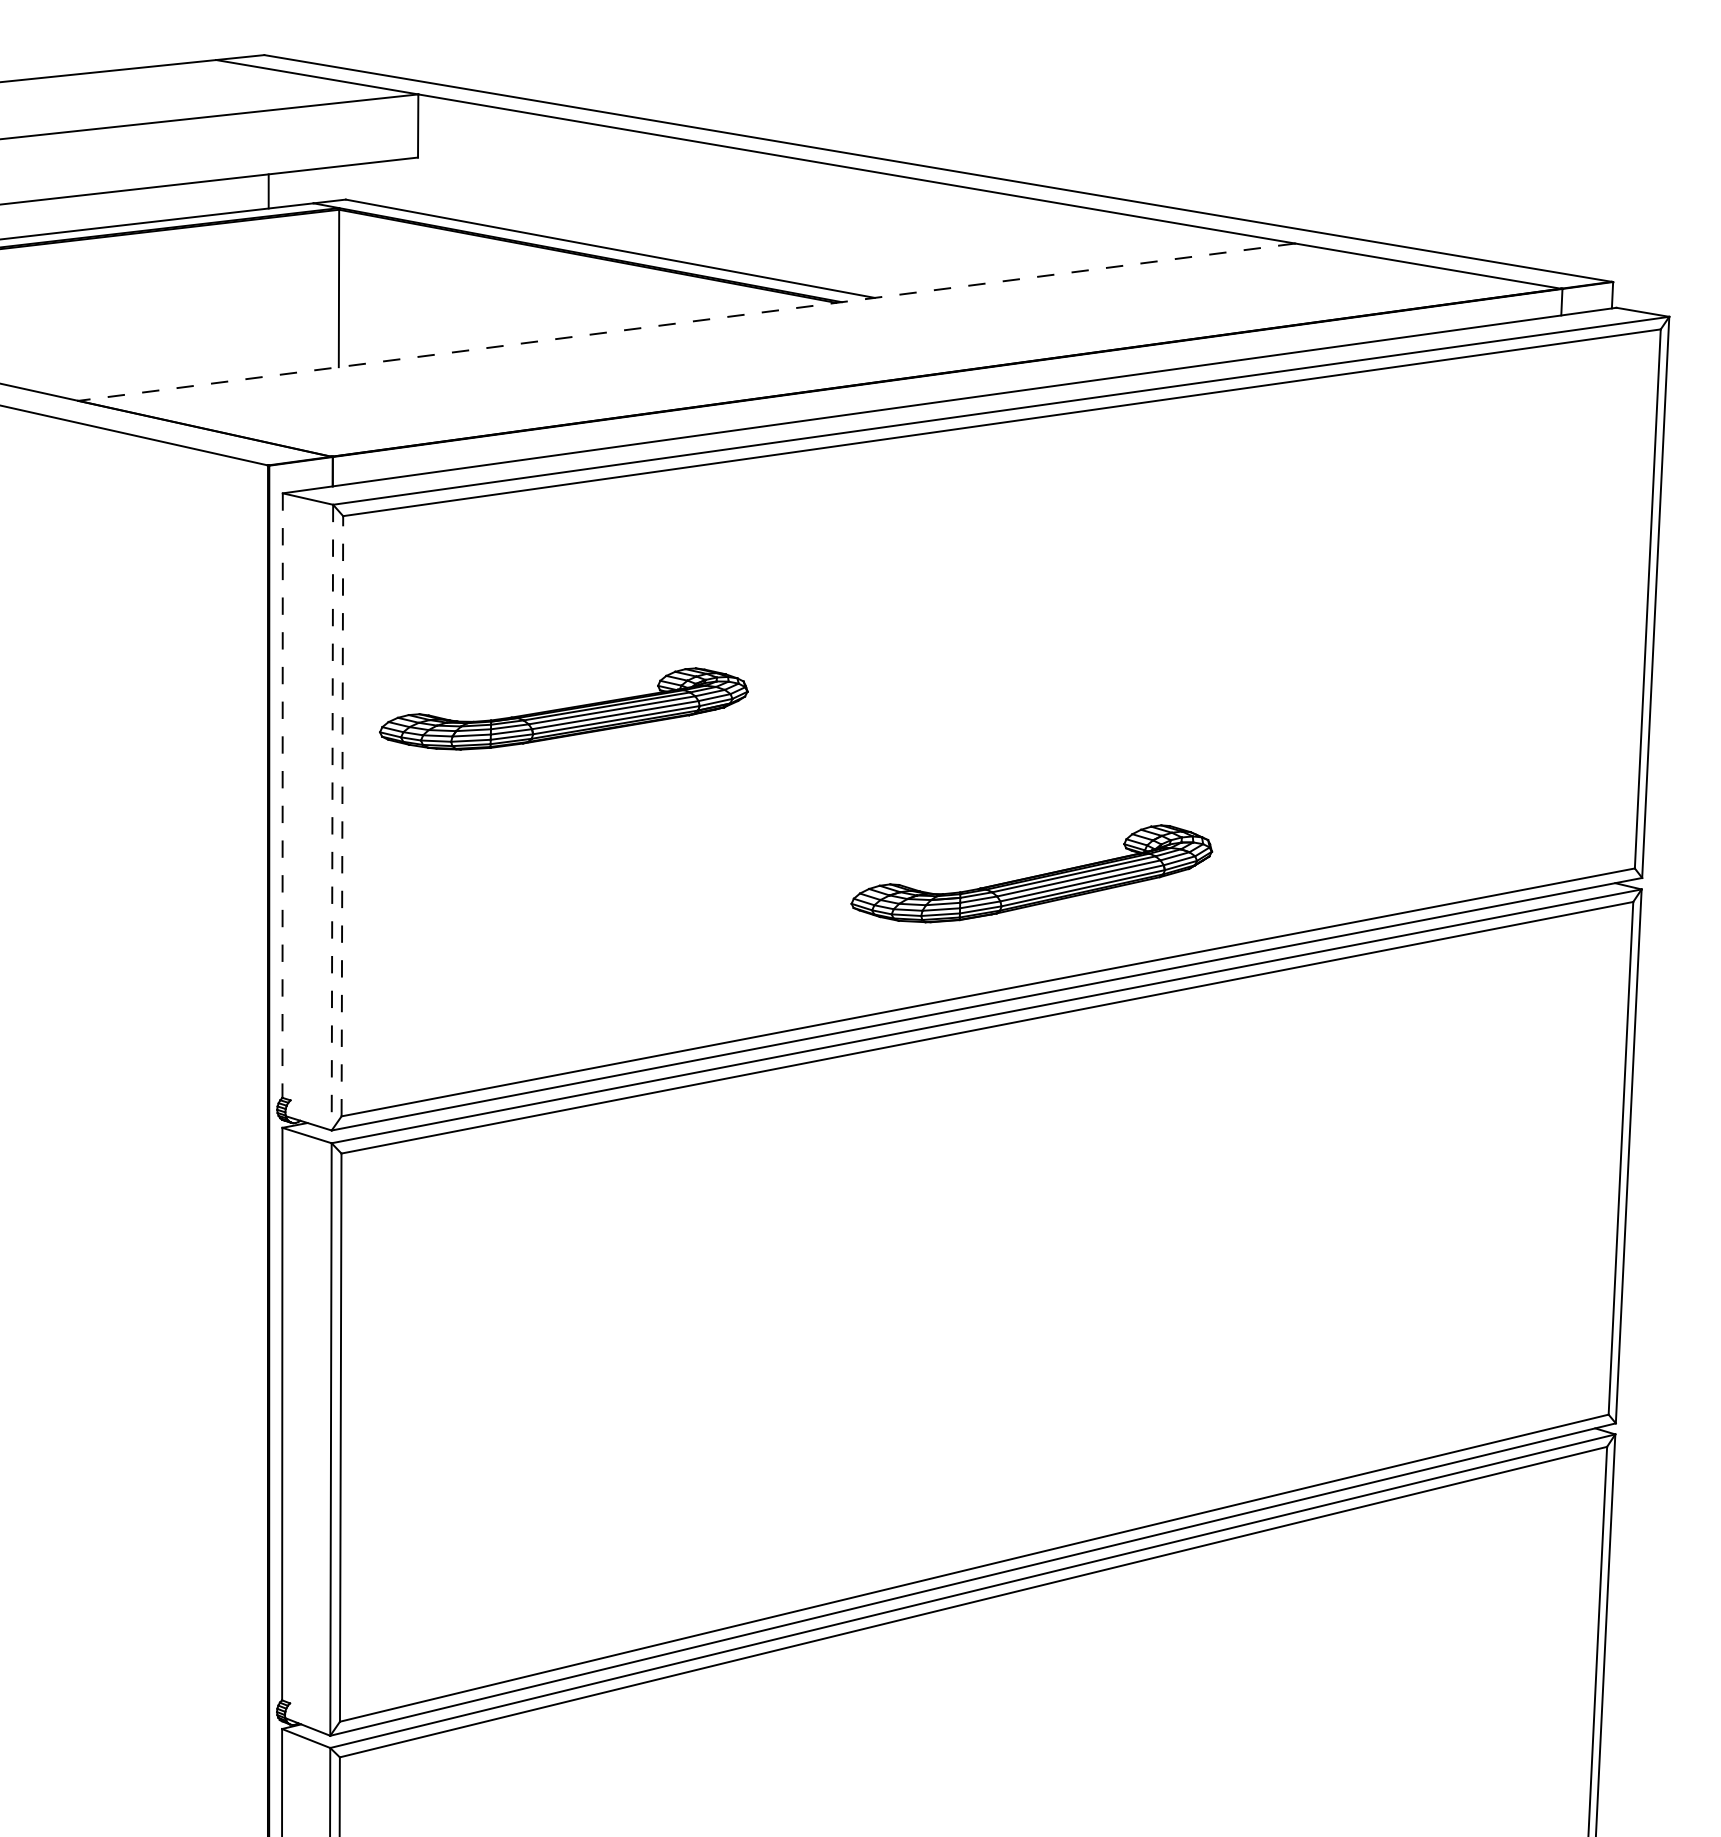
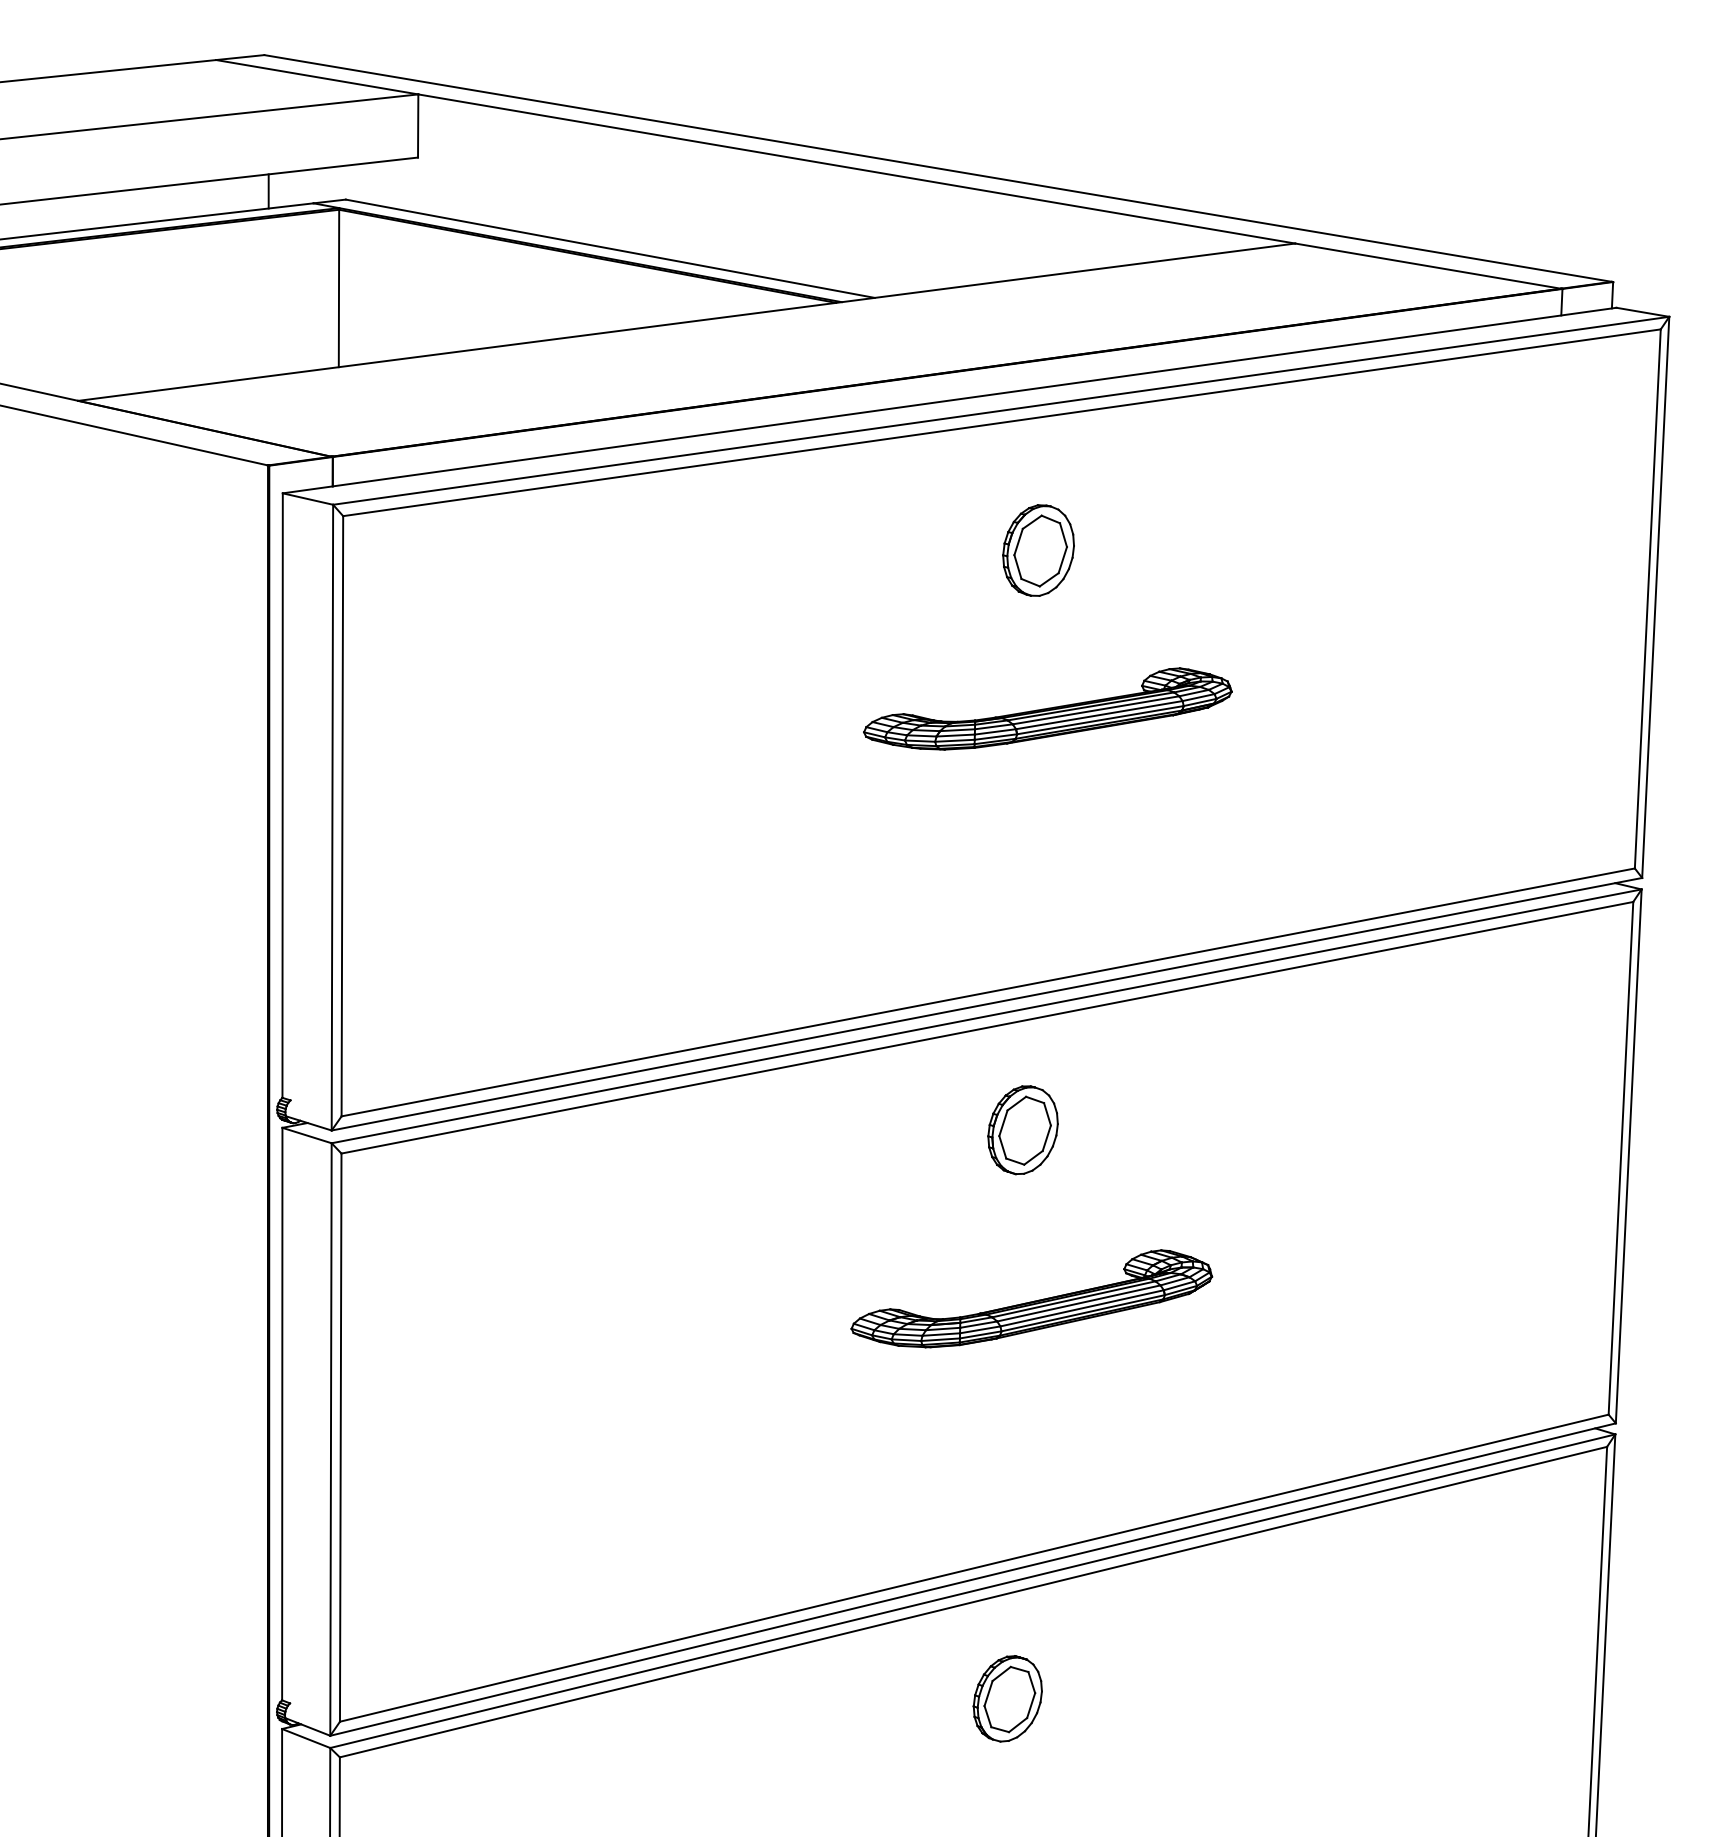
line: dashed -> solid (686, 322)
part: none -> present (1038, 550)
part position: (563, 708) -> (1047, 708) (1047, 708)
line: dashed -> solid (282, 796)
line: dashed -> solid (342, 815)
line: dashed -> solid (332, 817)
part position: (1031, 873) -> (1031, 1298) (1031, 1298)
part: none -> present (1022, 1130)
part: none -> present (1007, 1698)
